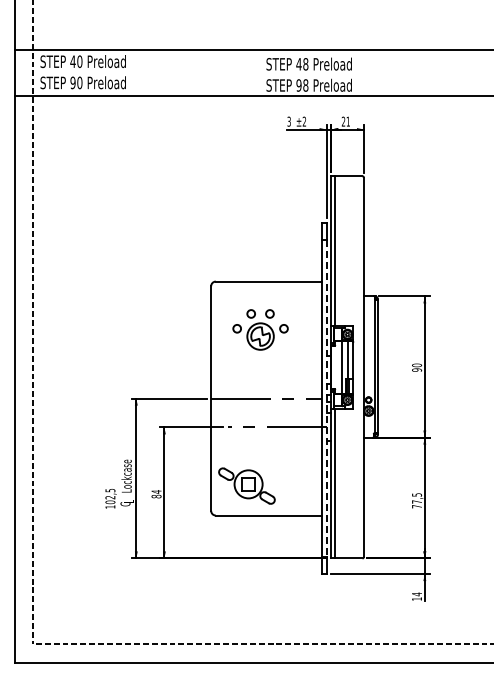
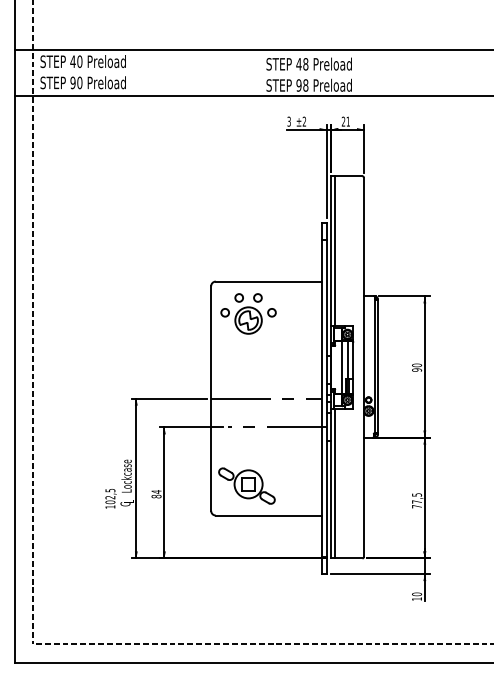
part position: (260, 329) -> (248, 313) (248, 313)
line: dashed -> solid (326, 399)
text: 14 -> 10 (417, 594)
